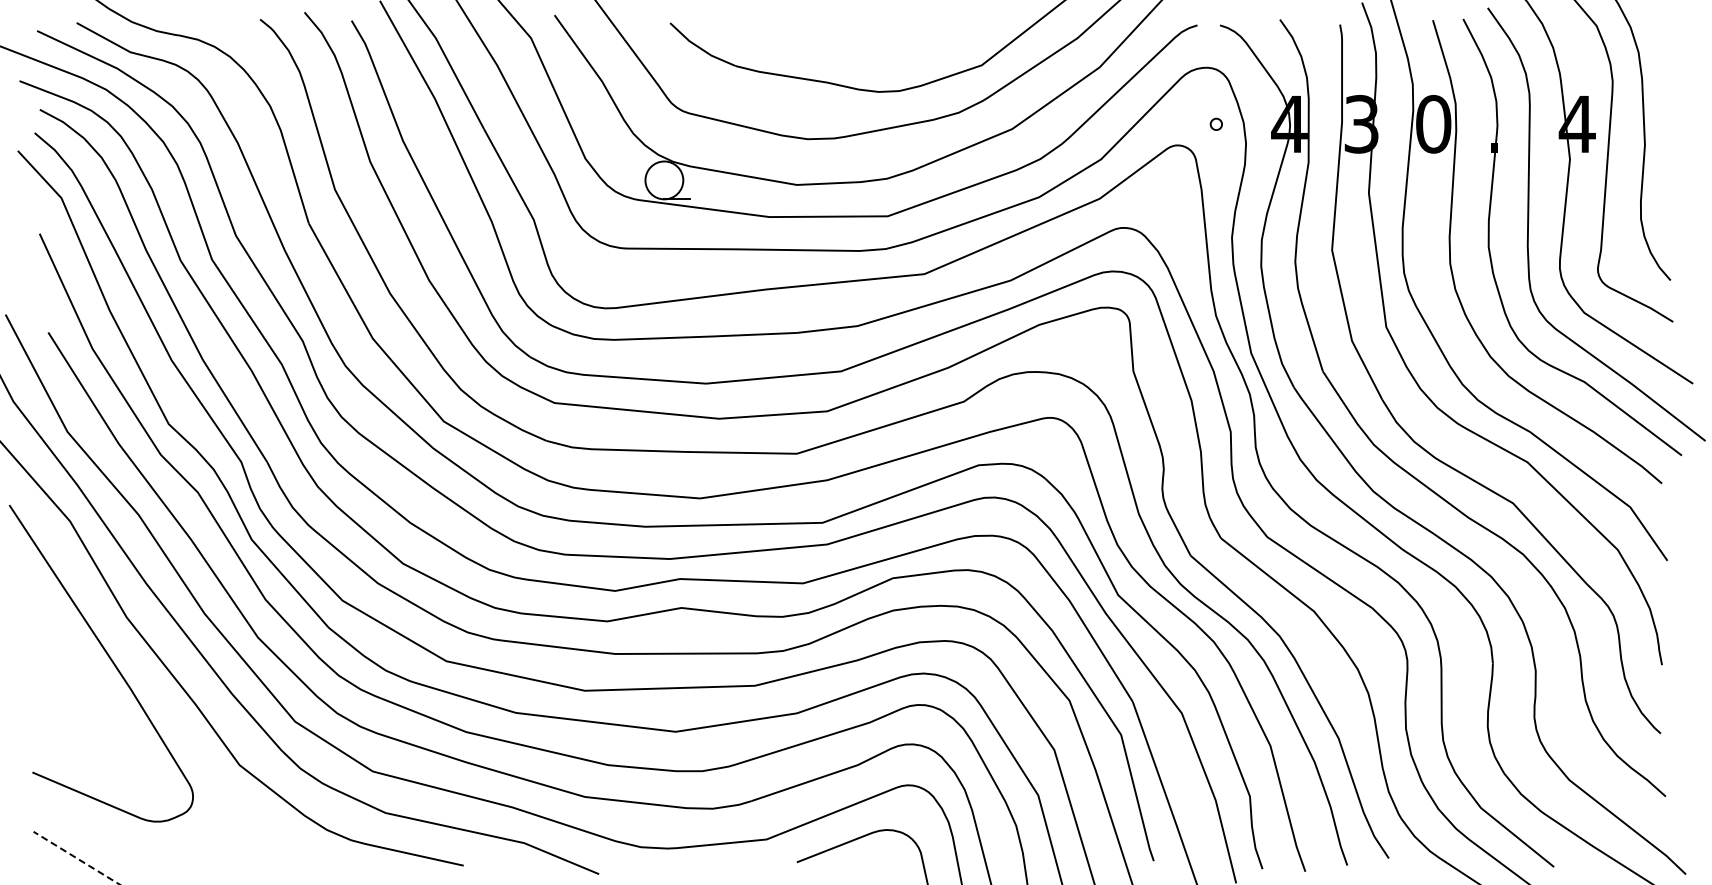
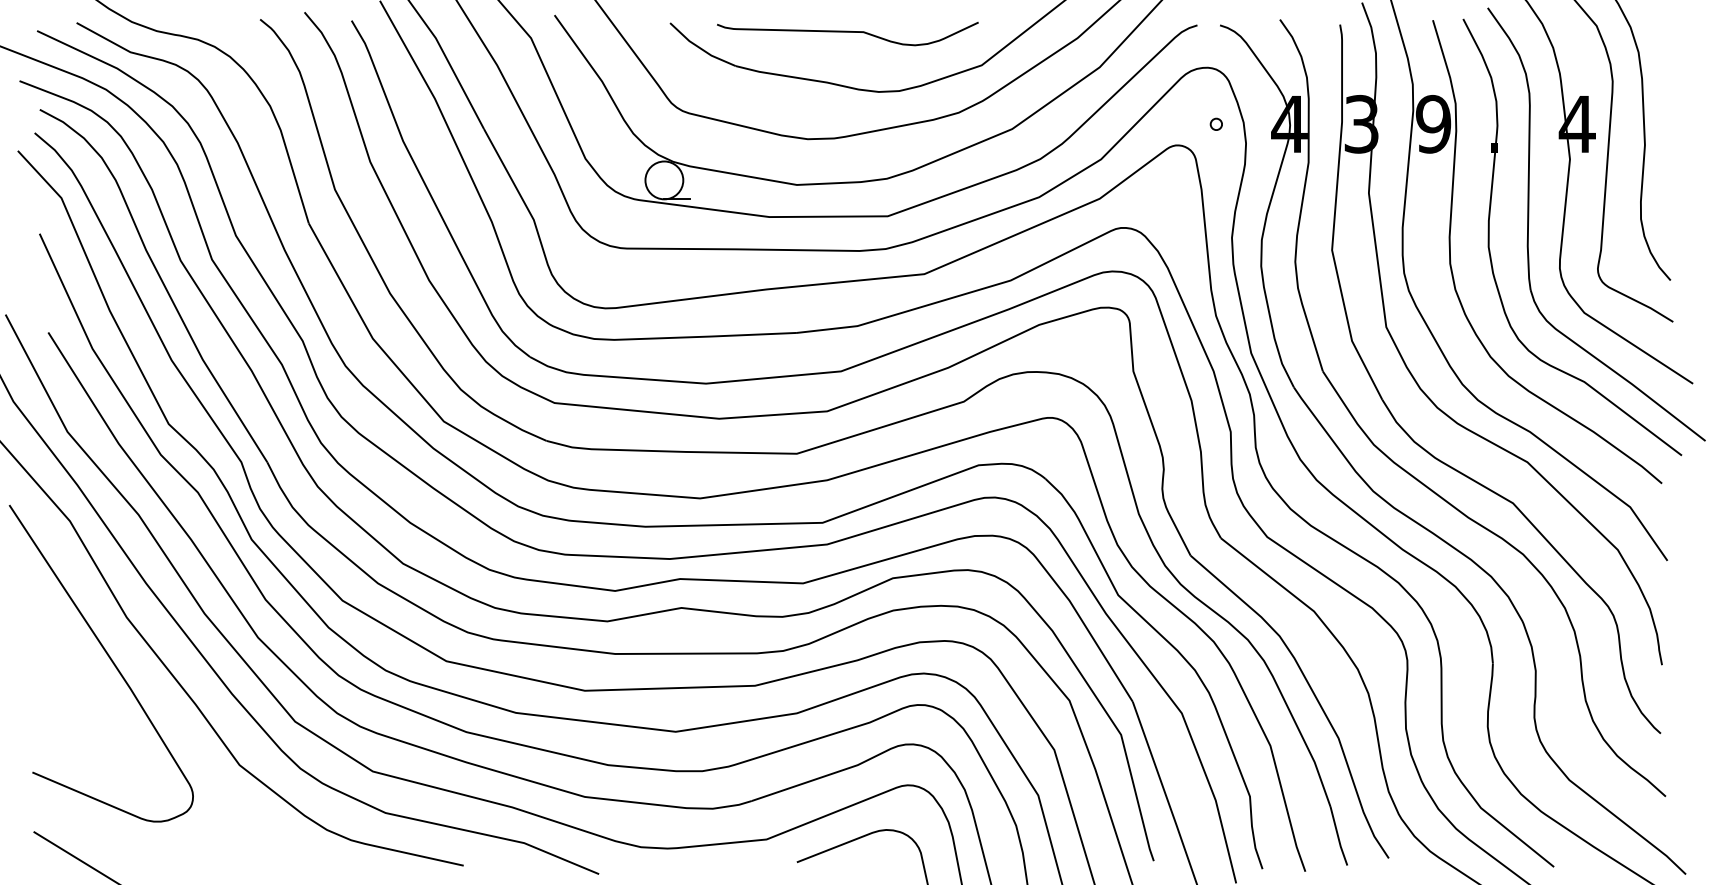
curve: none -> present (847, 32)
text: 0 -> 9 (1433, 124)
line: dashed -> solid (76, 858)
